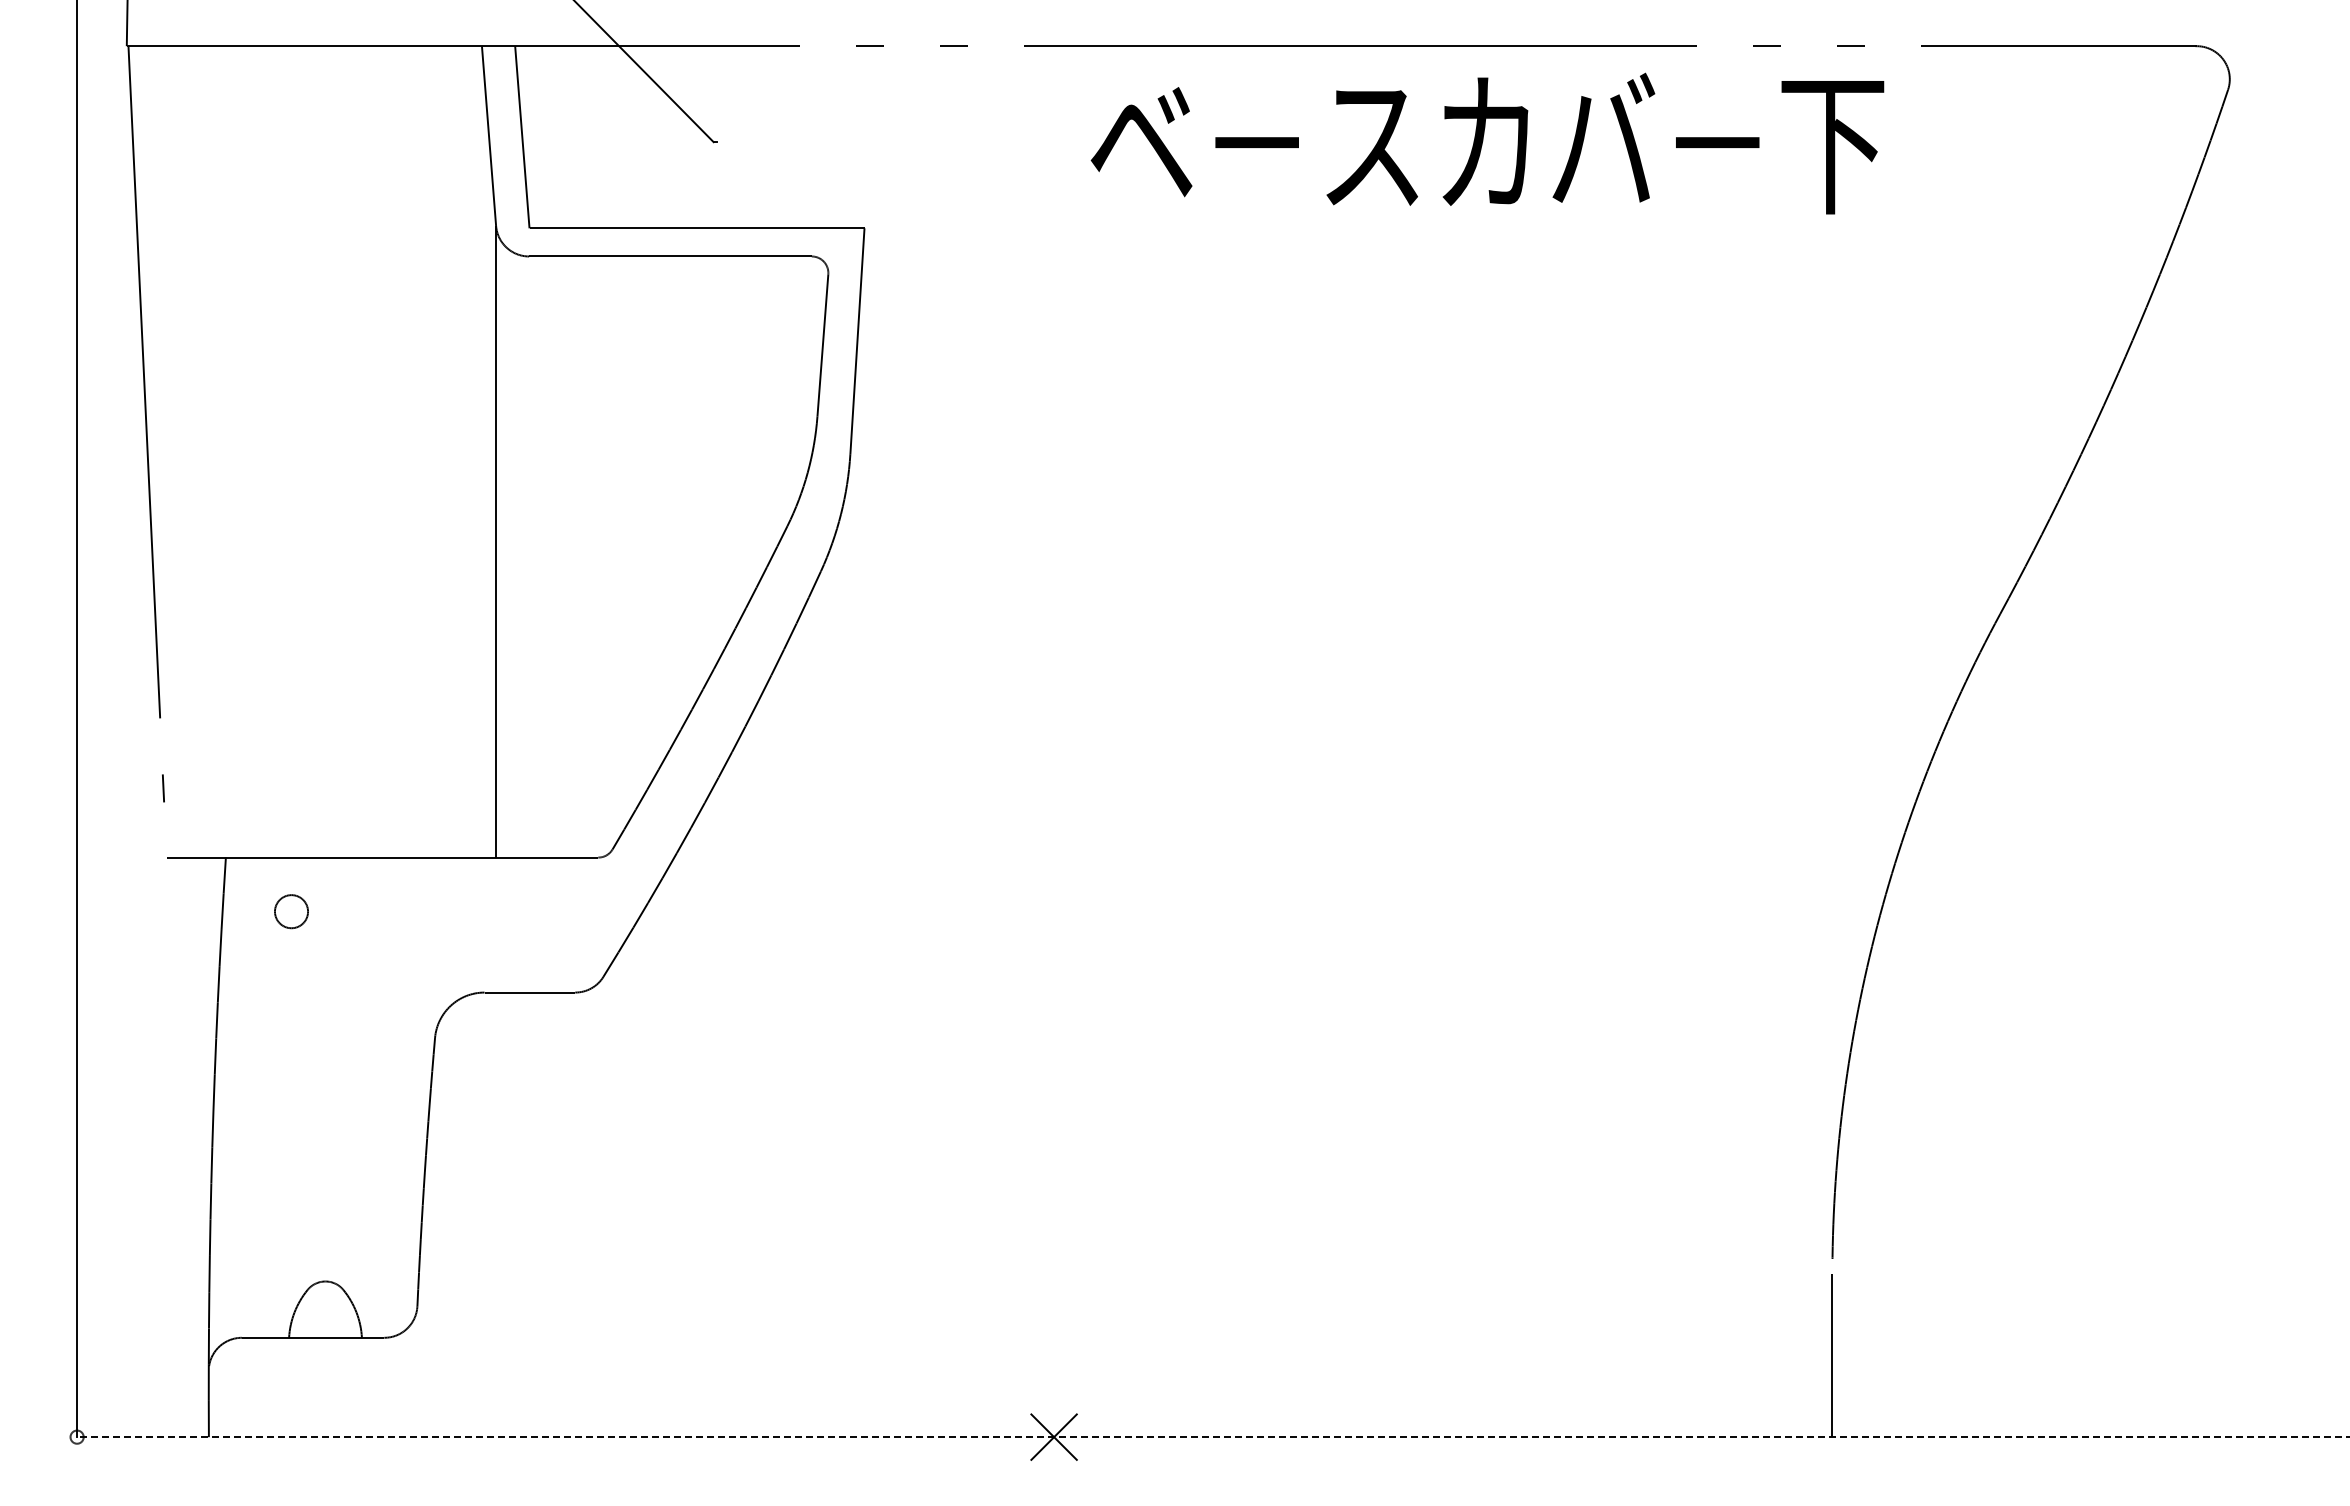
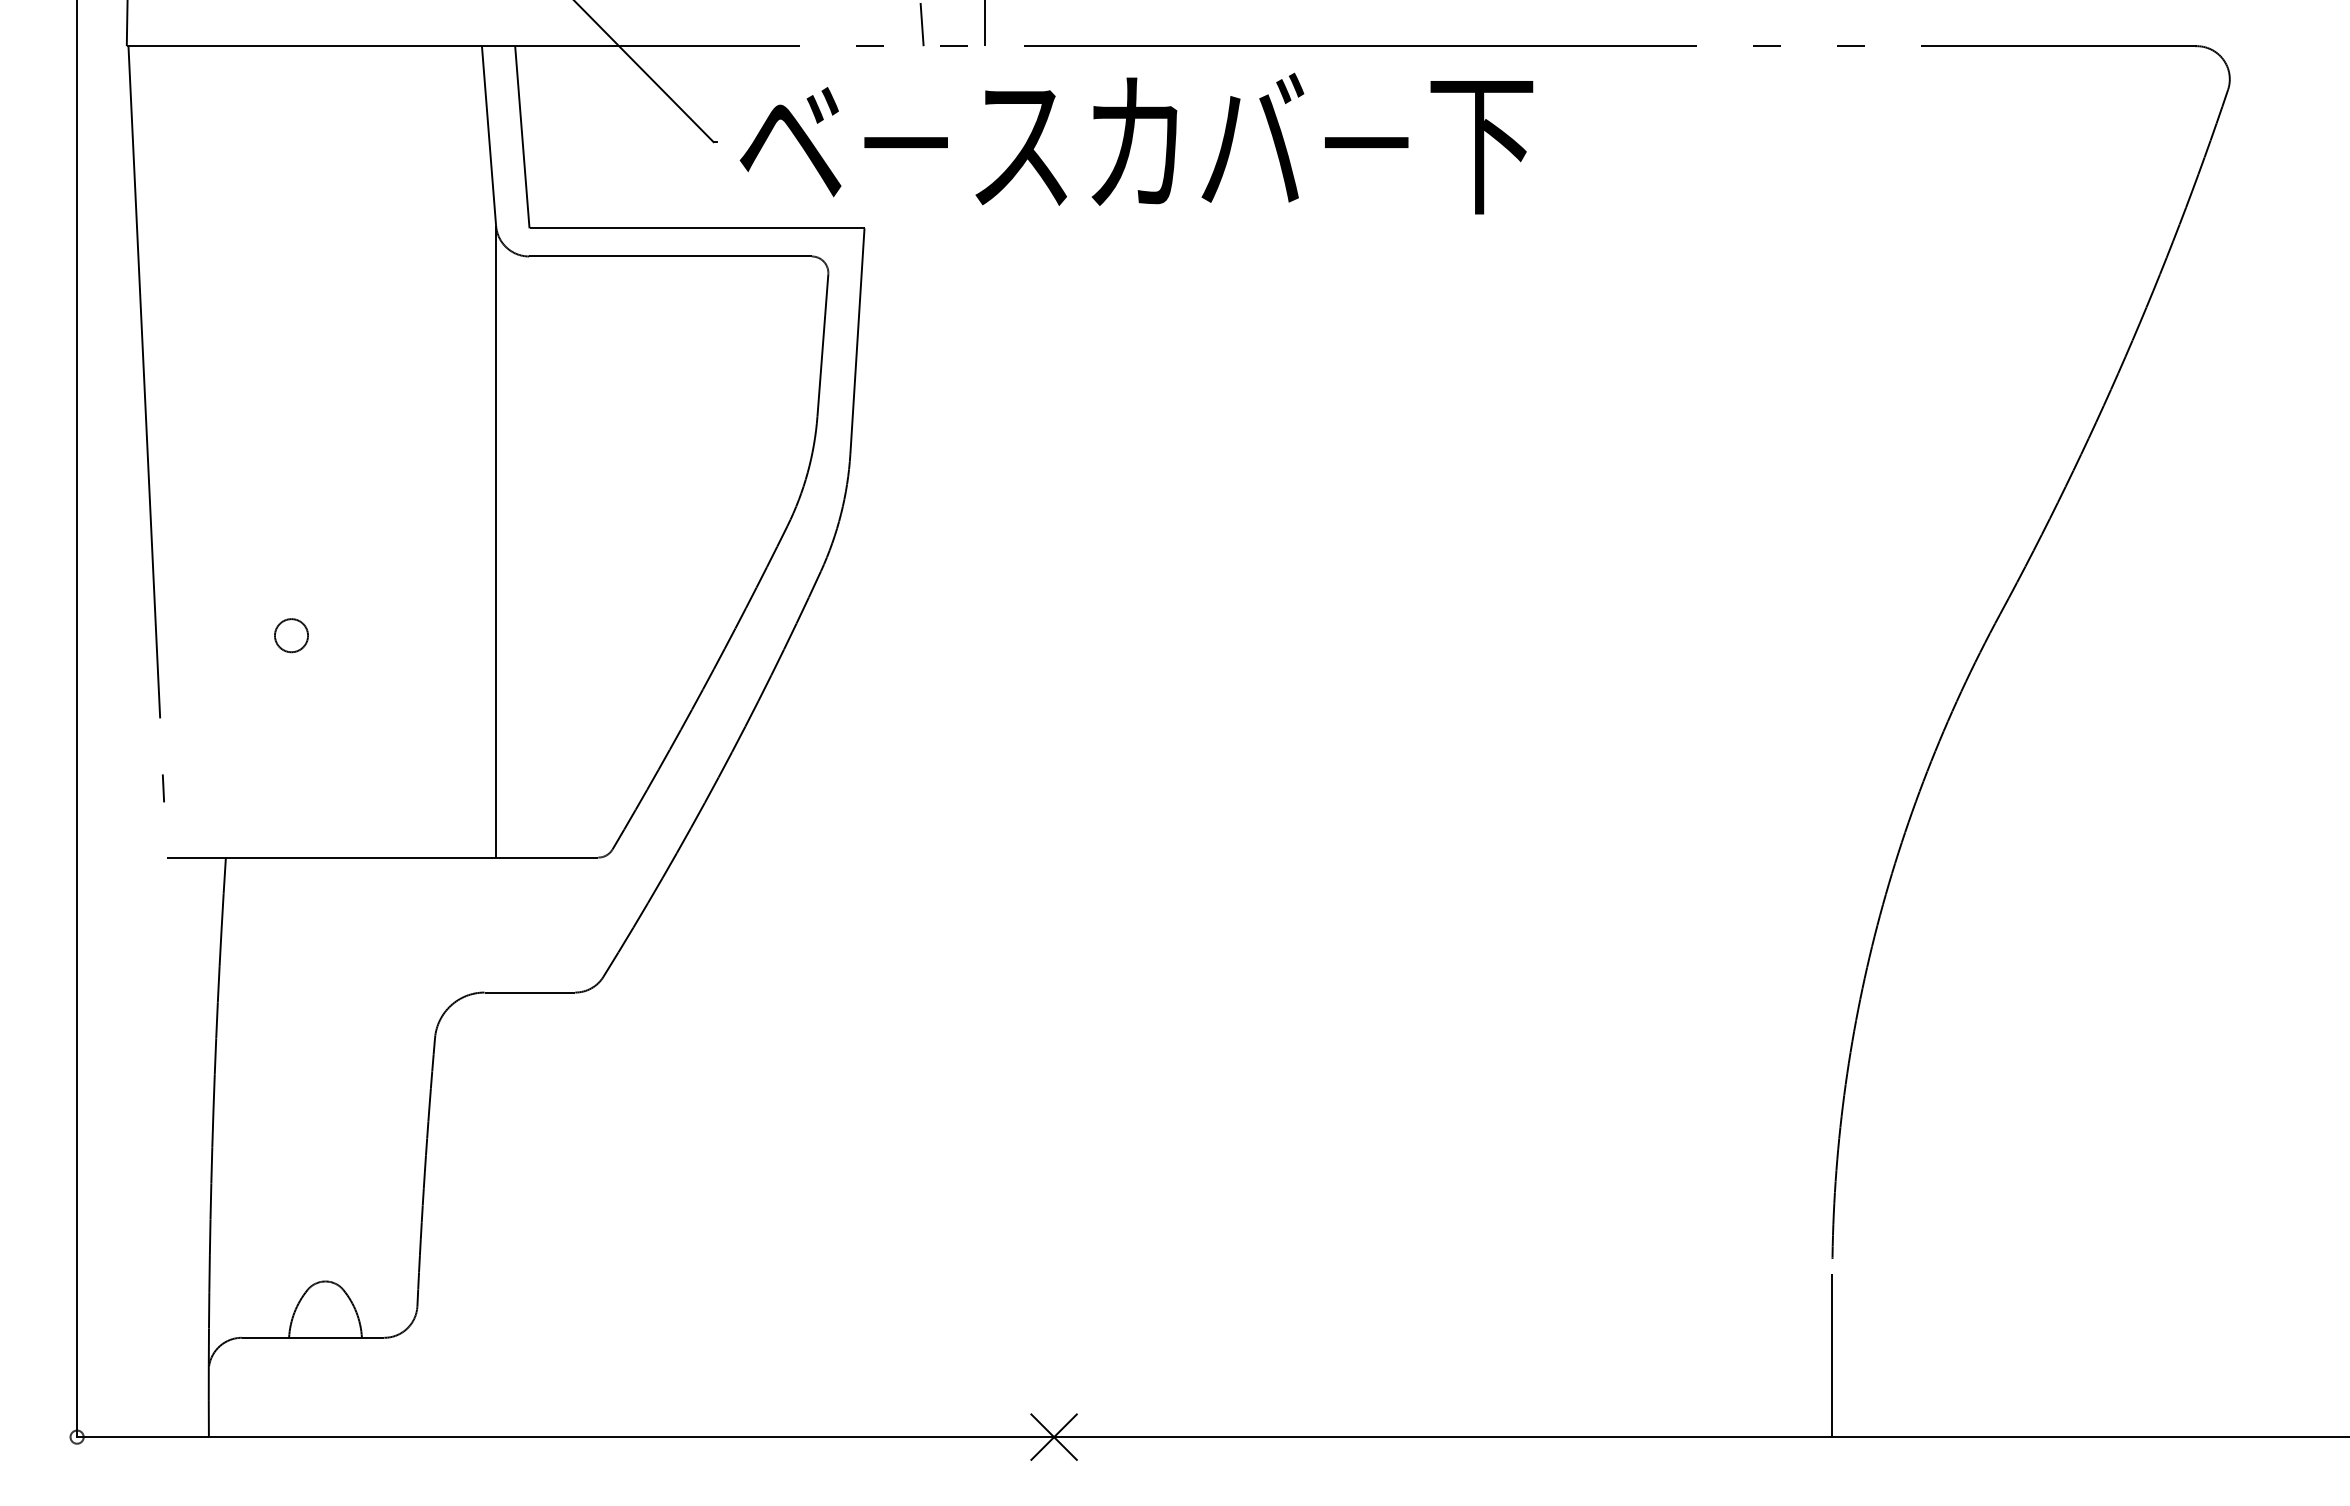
line: none -> present (921, 24)
line: none -> present (985, 24)
text position: (1487, 143) -> (1136, 143) (1136, 143)
part position: (291, 911) -> (291, 635) (291, 635)
line: dashed -> solid (1213, 1437)
